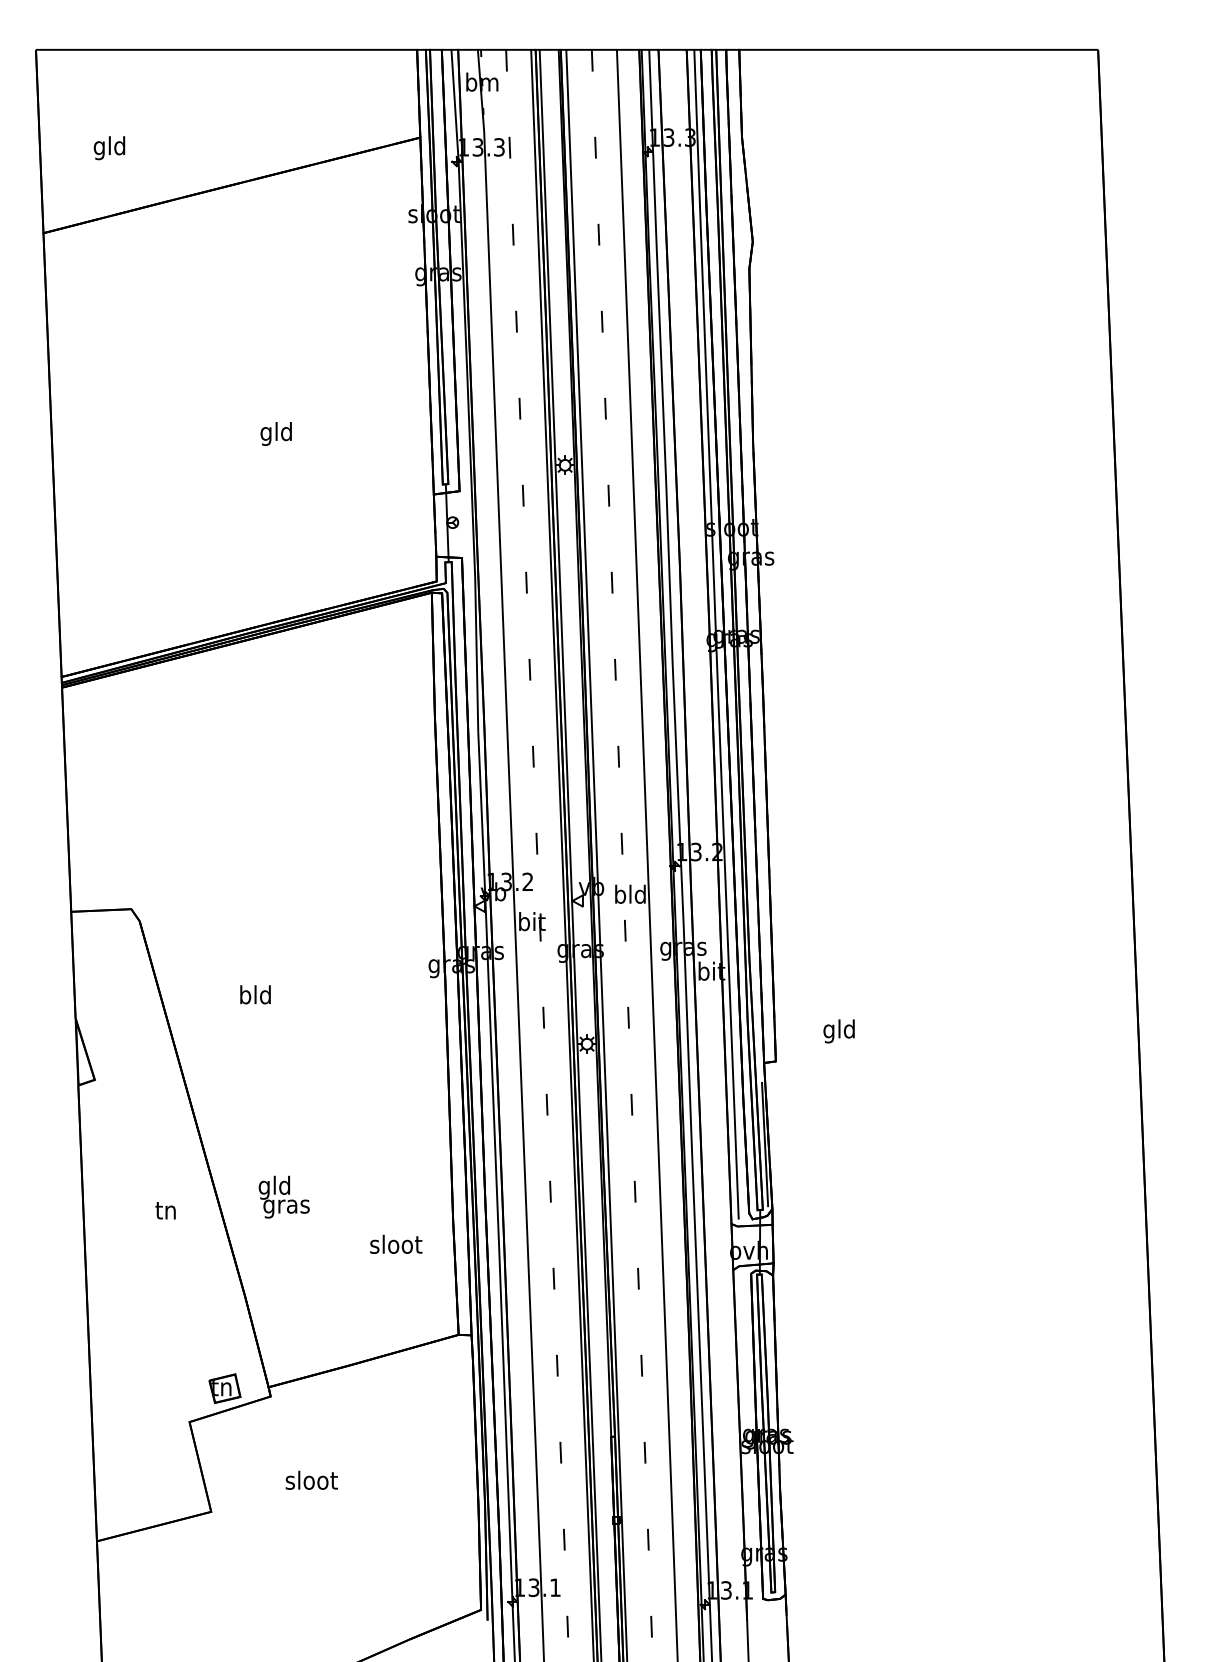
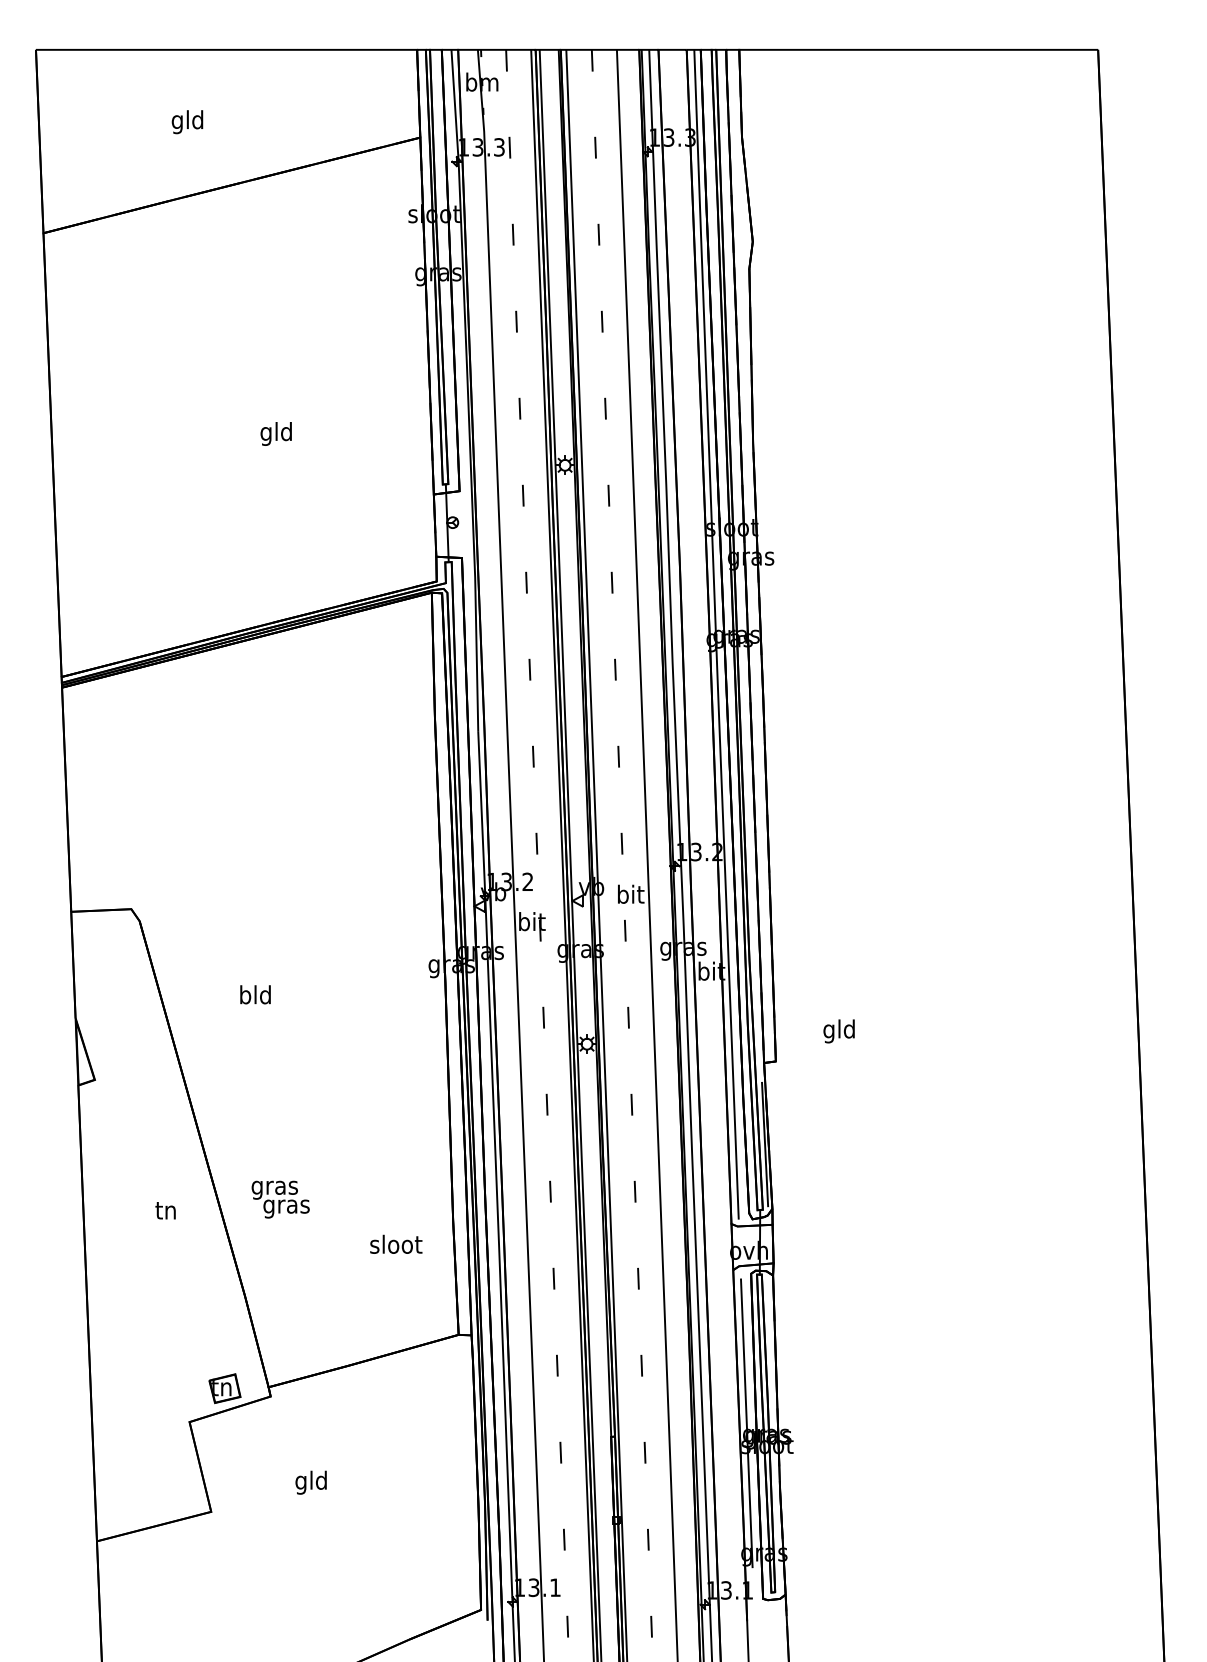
text position: (109, 148) -> (187, 122) (187, 122)
text: bld -> bit (630, 893)
text: gld -> gras (274, 1187)
line: none -> present (746, 1423)
text: sloot -> gld (311, 1482)
